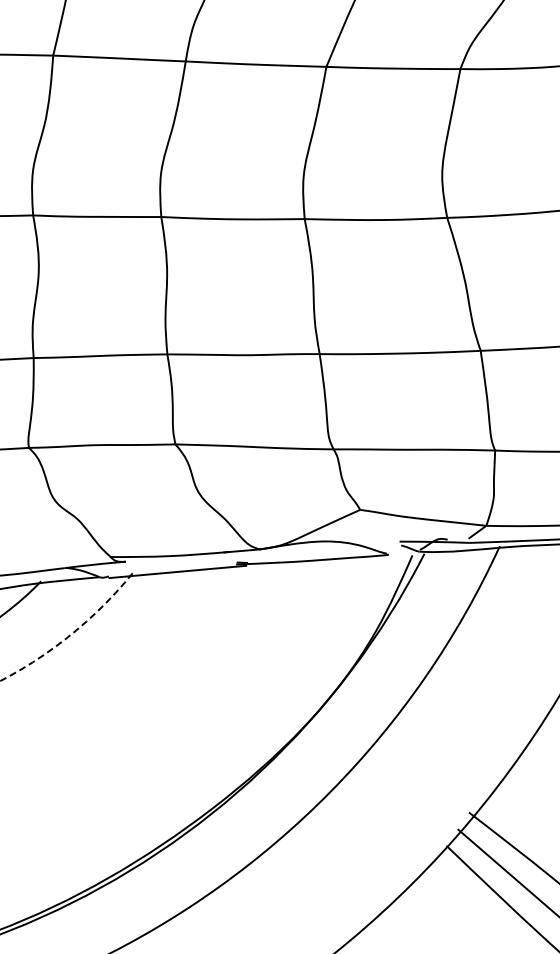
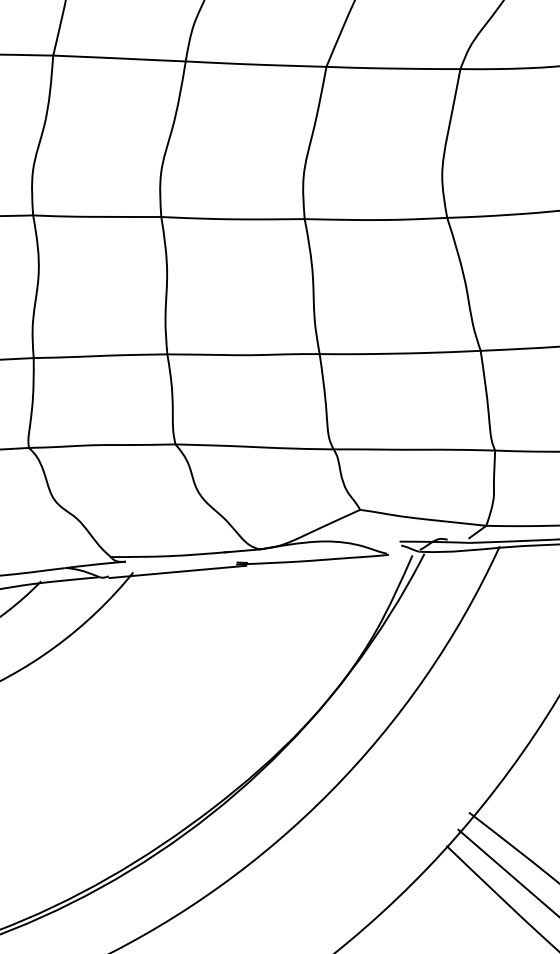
arc: dashed -> solid (72, 633)
